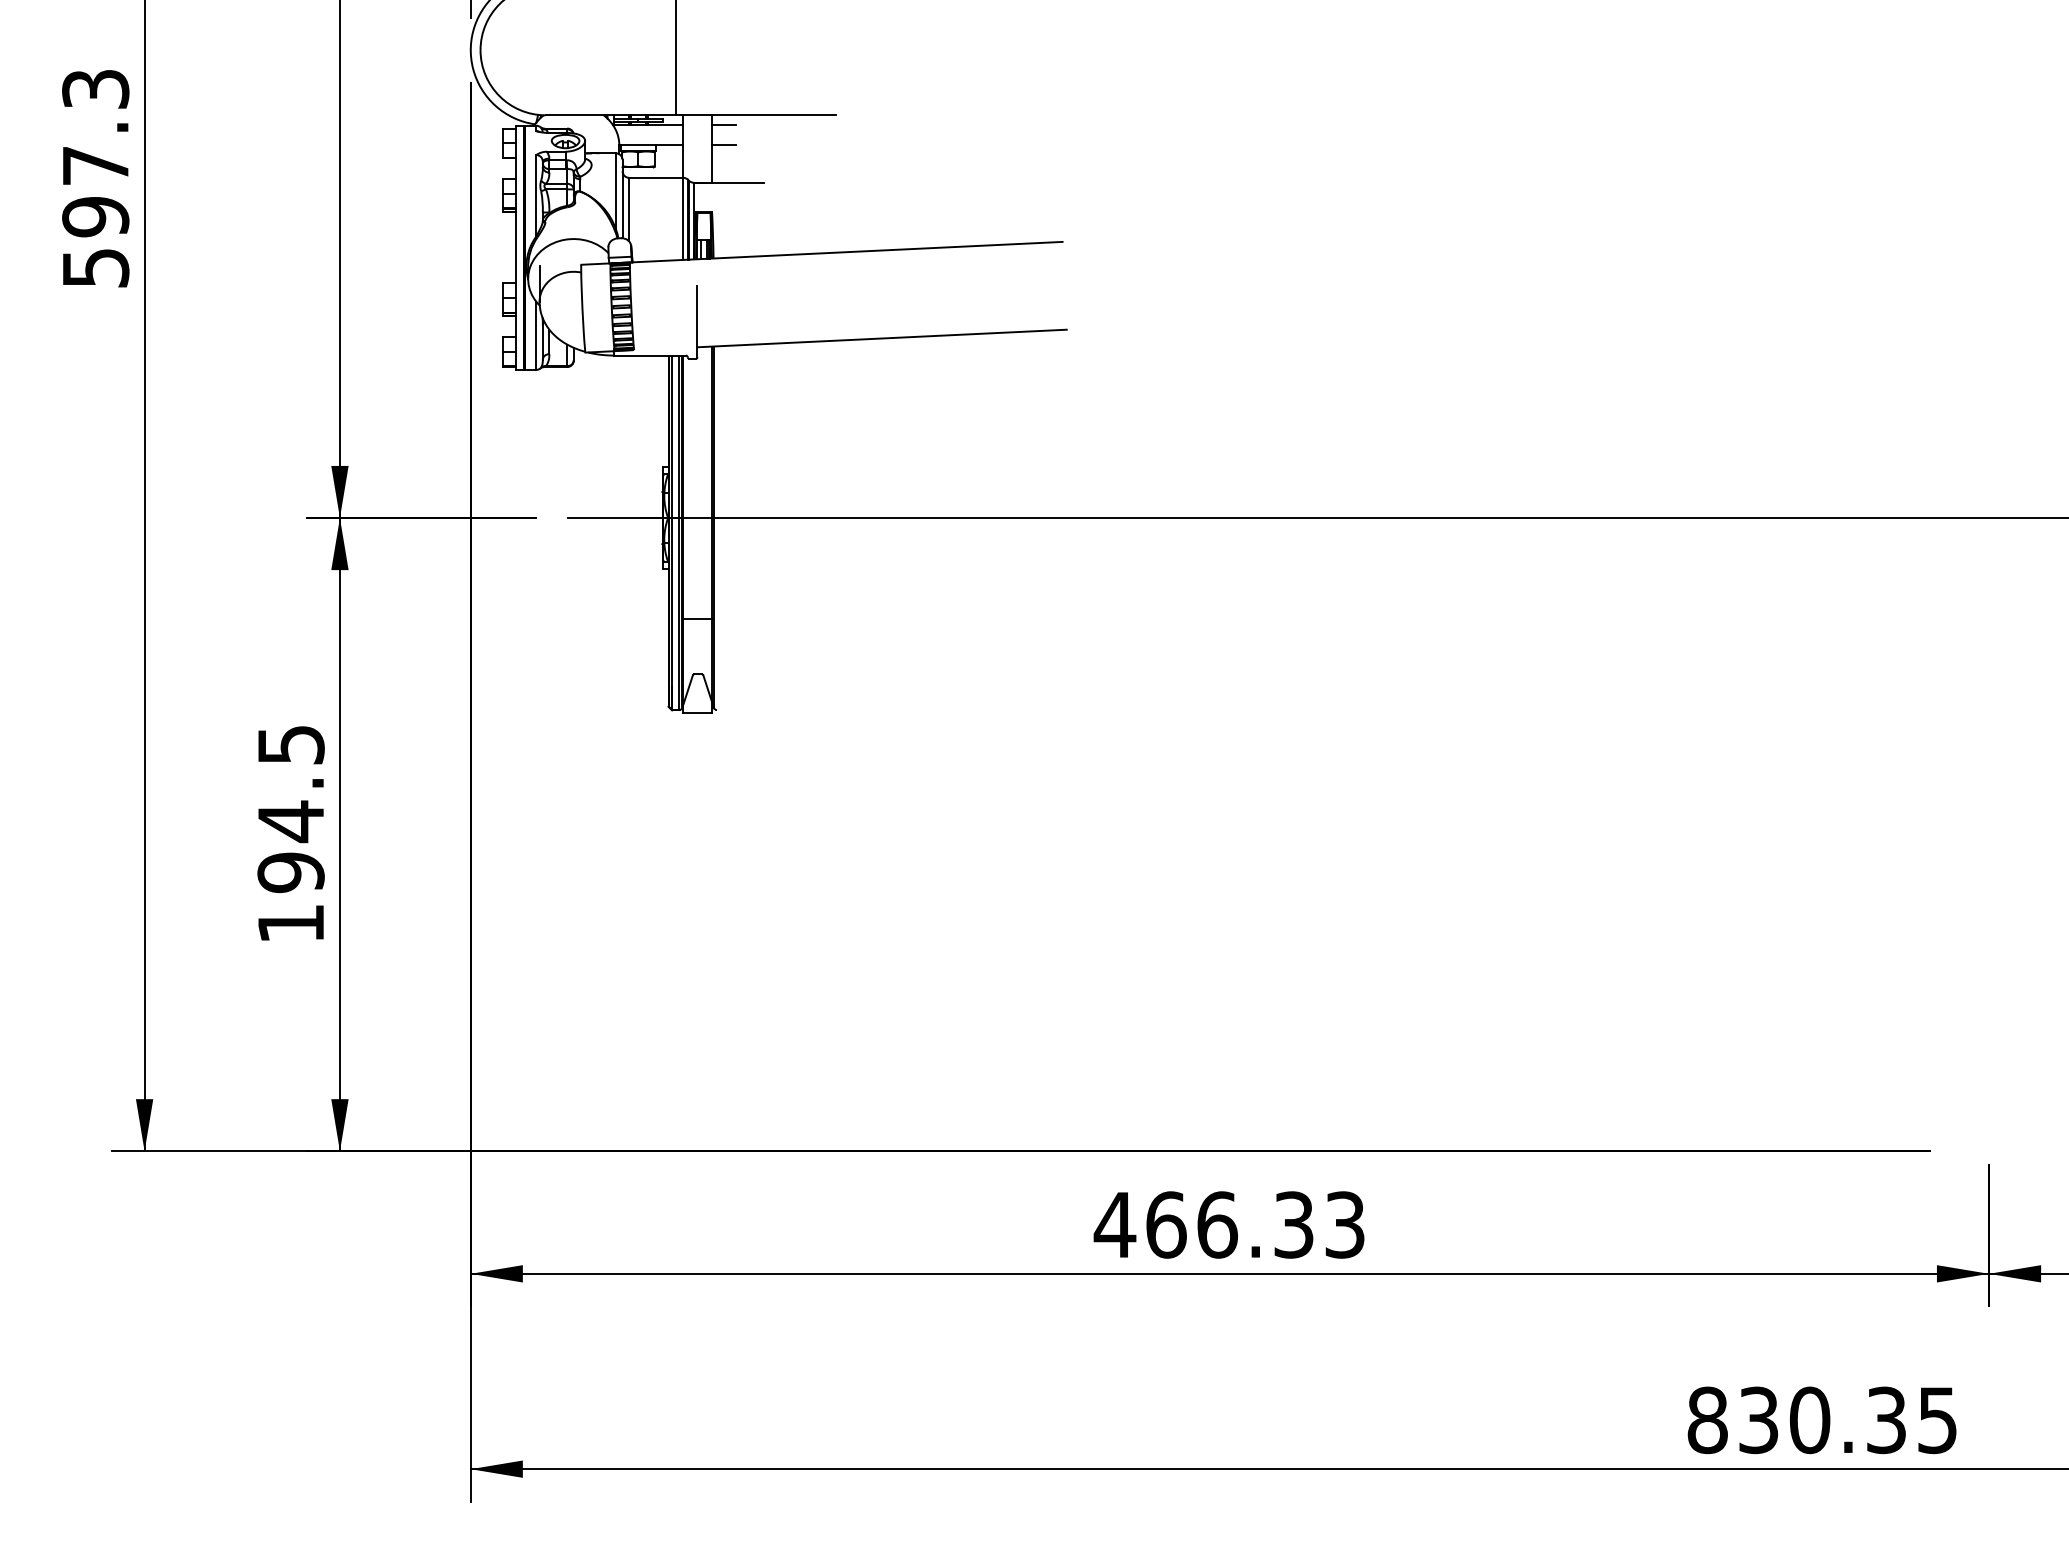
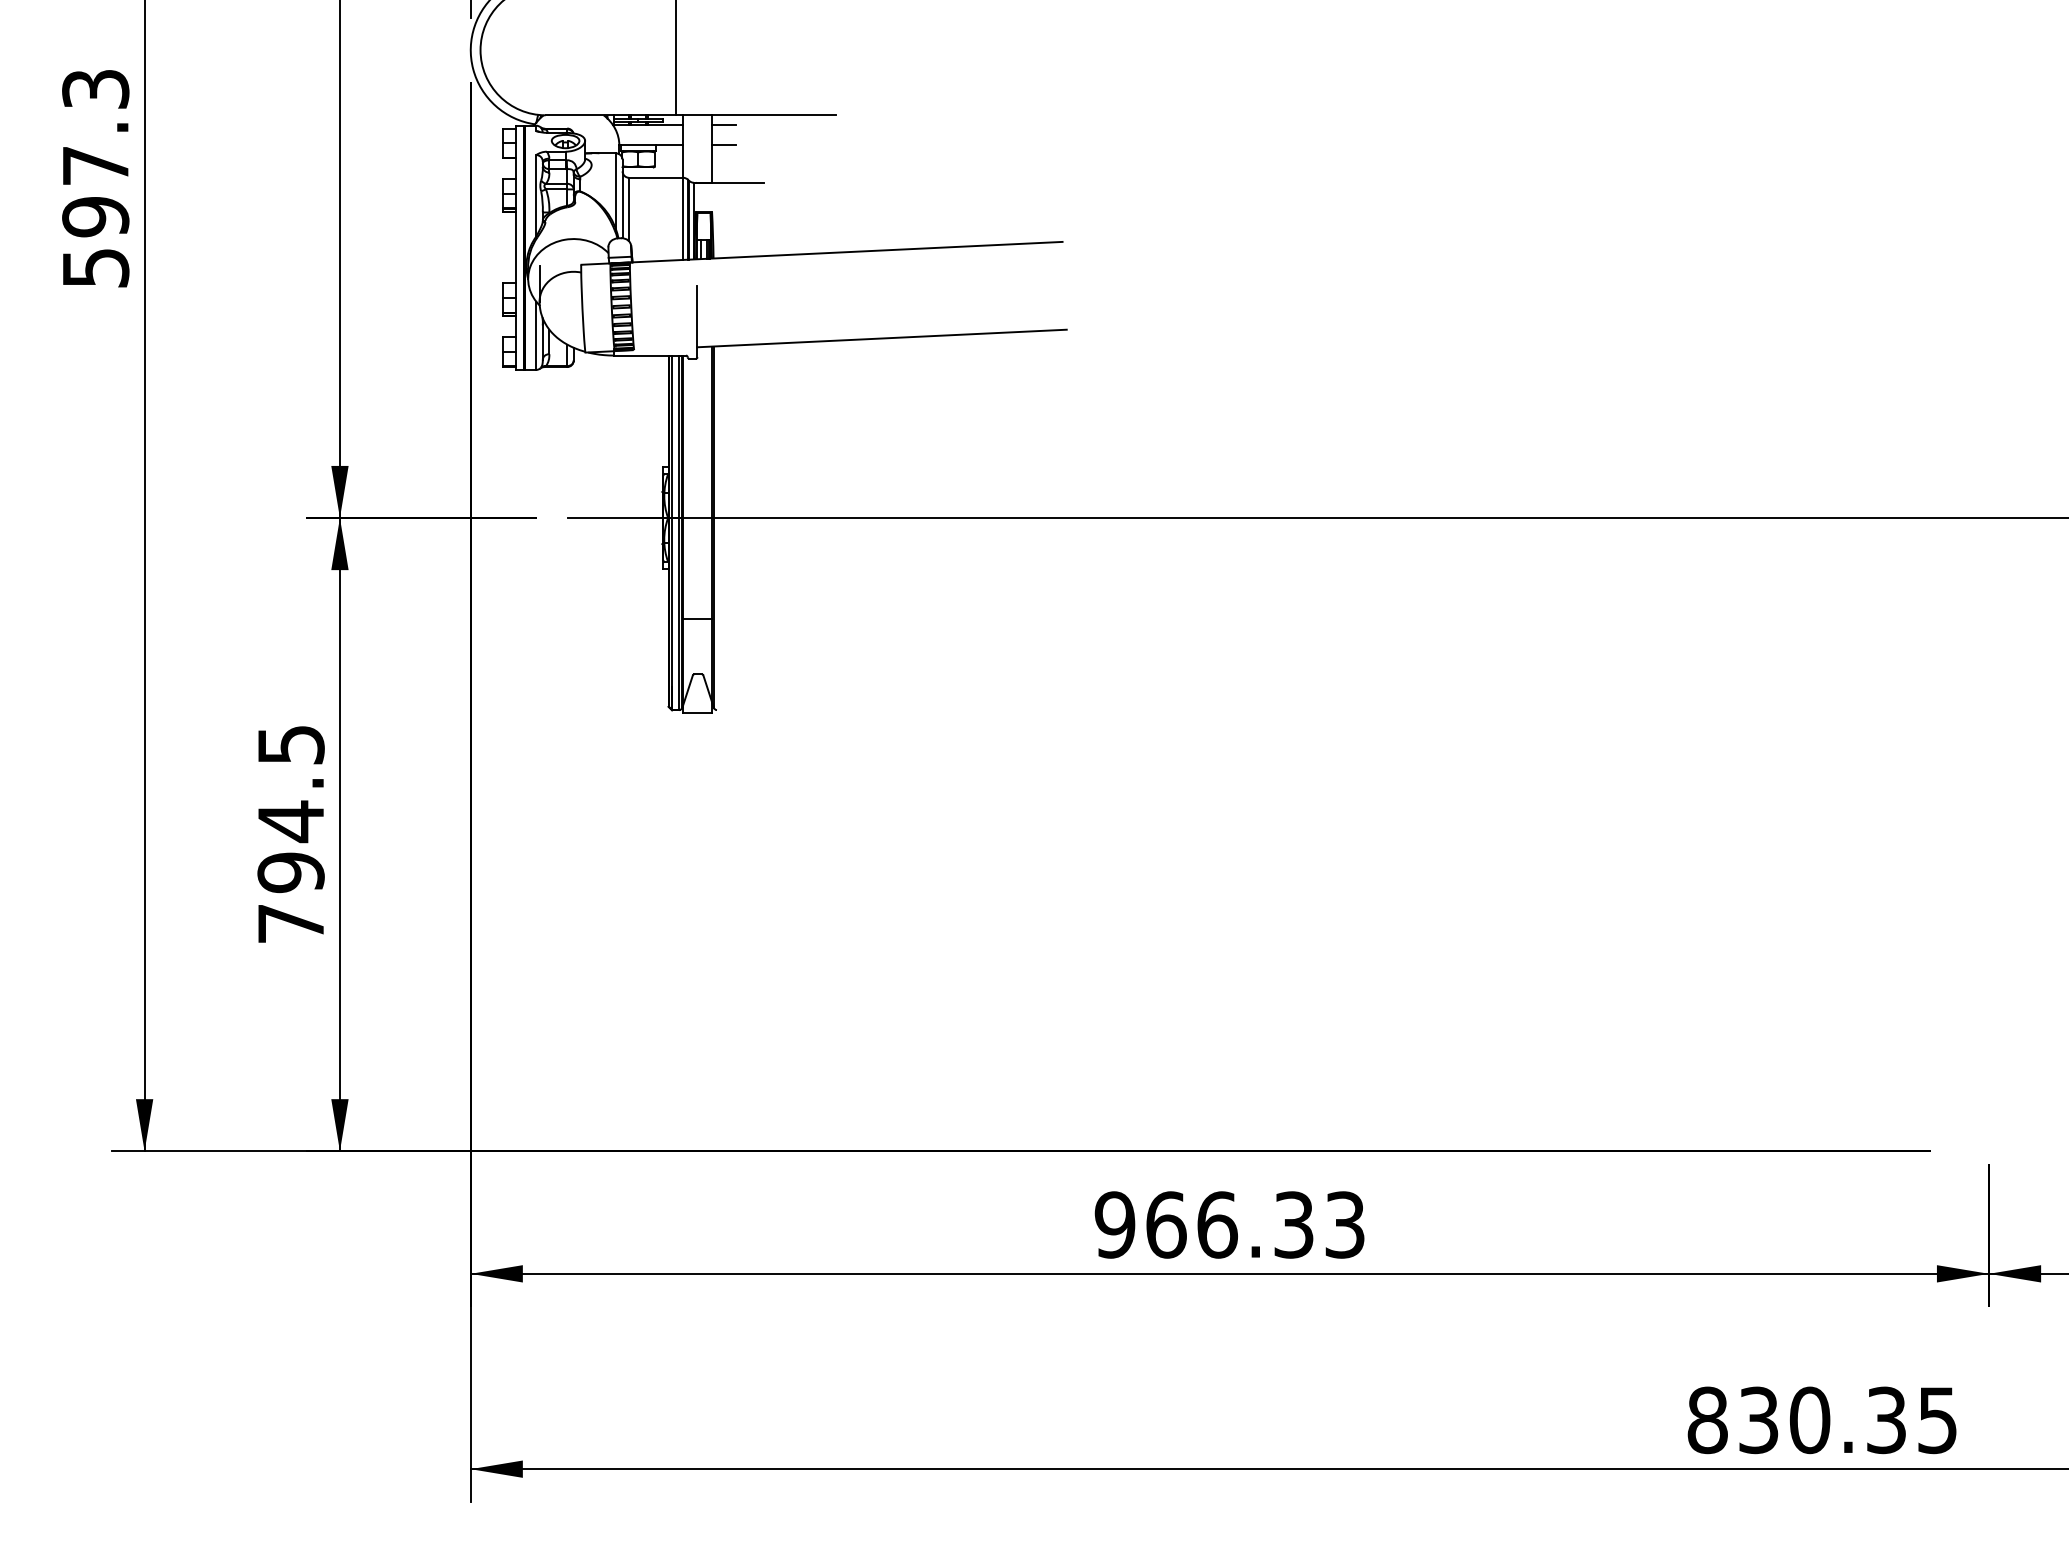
text: 194.5 -> 794.5 (290, 923)
text: 466.33 -> 966.33 (1114, 1224)
